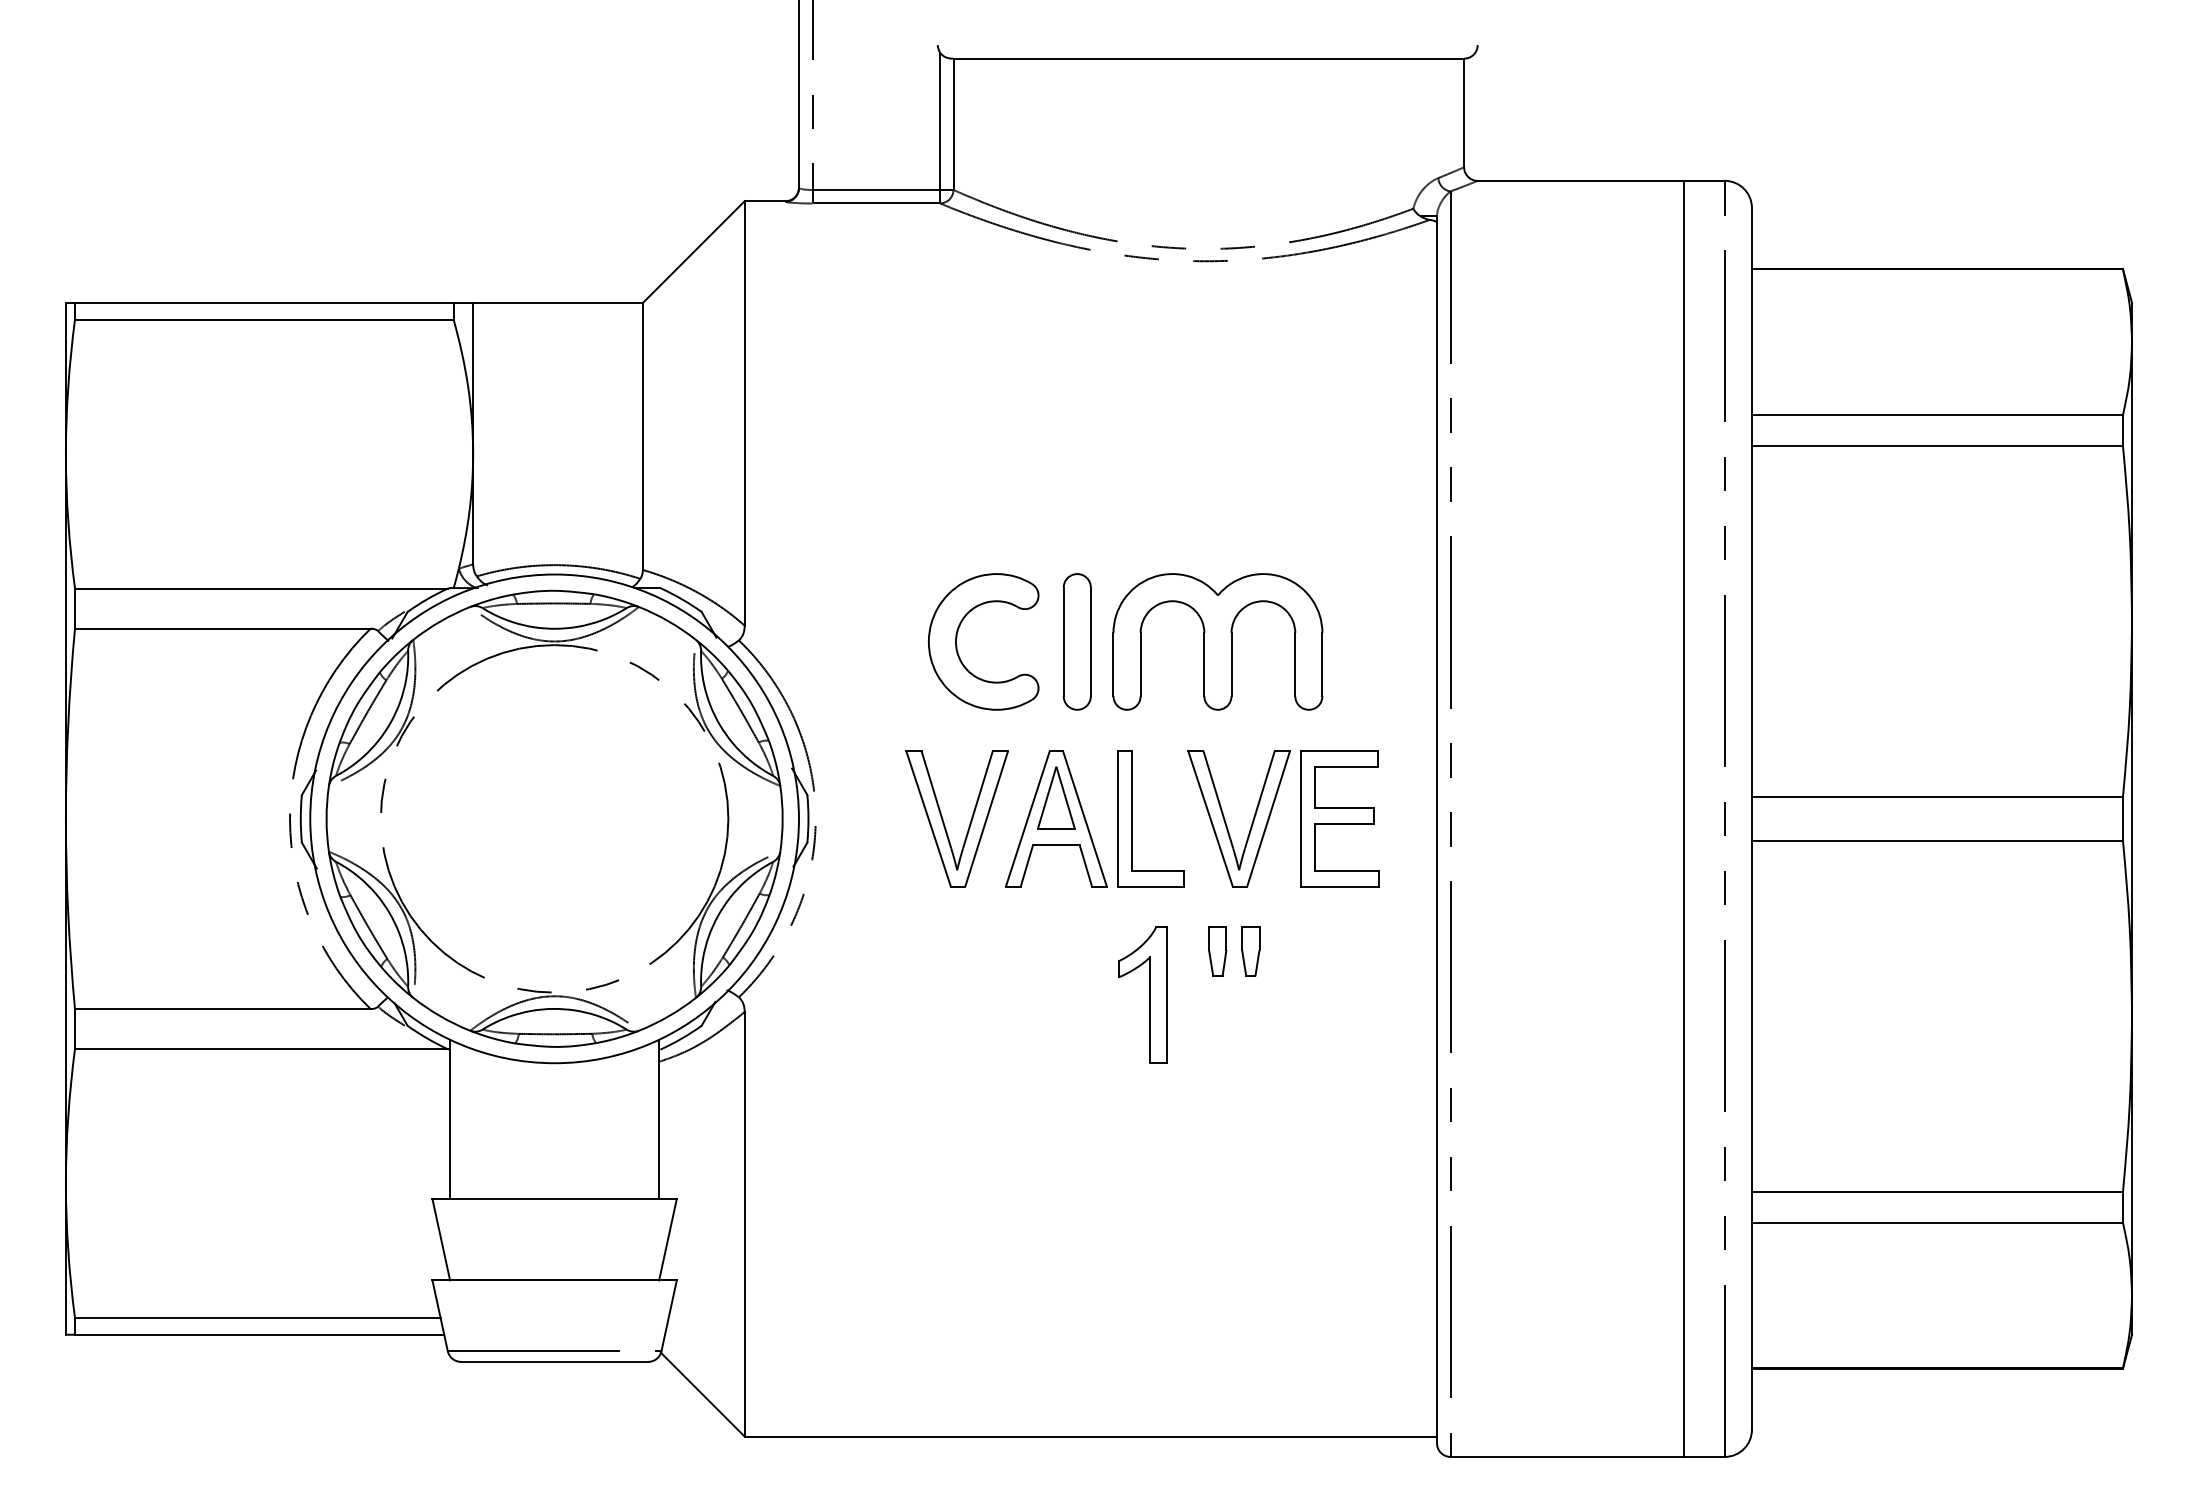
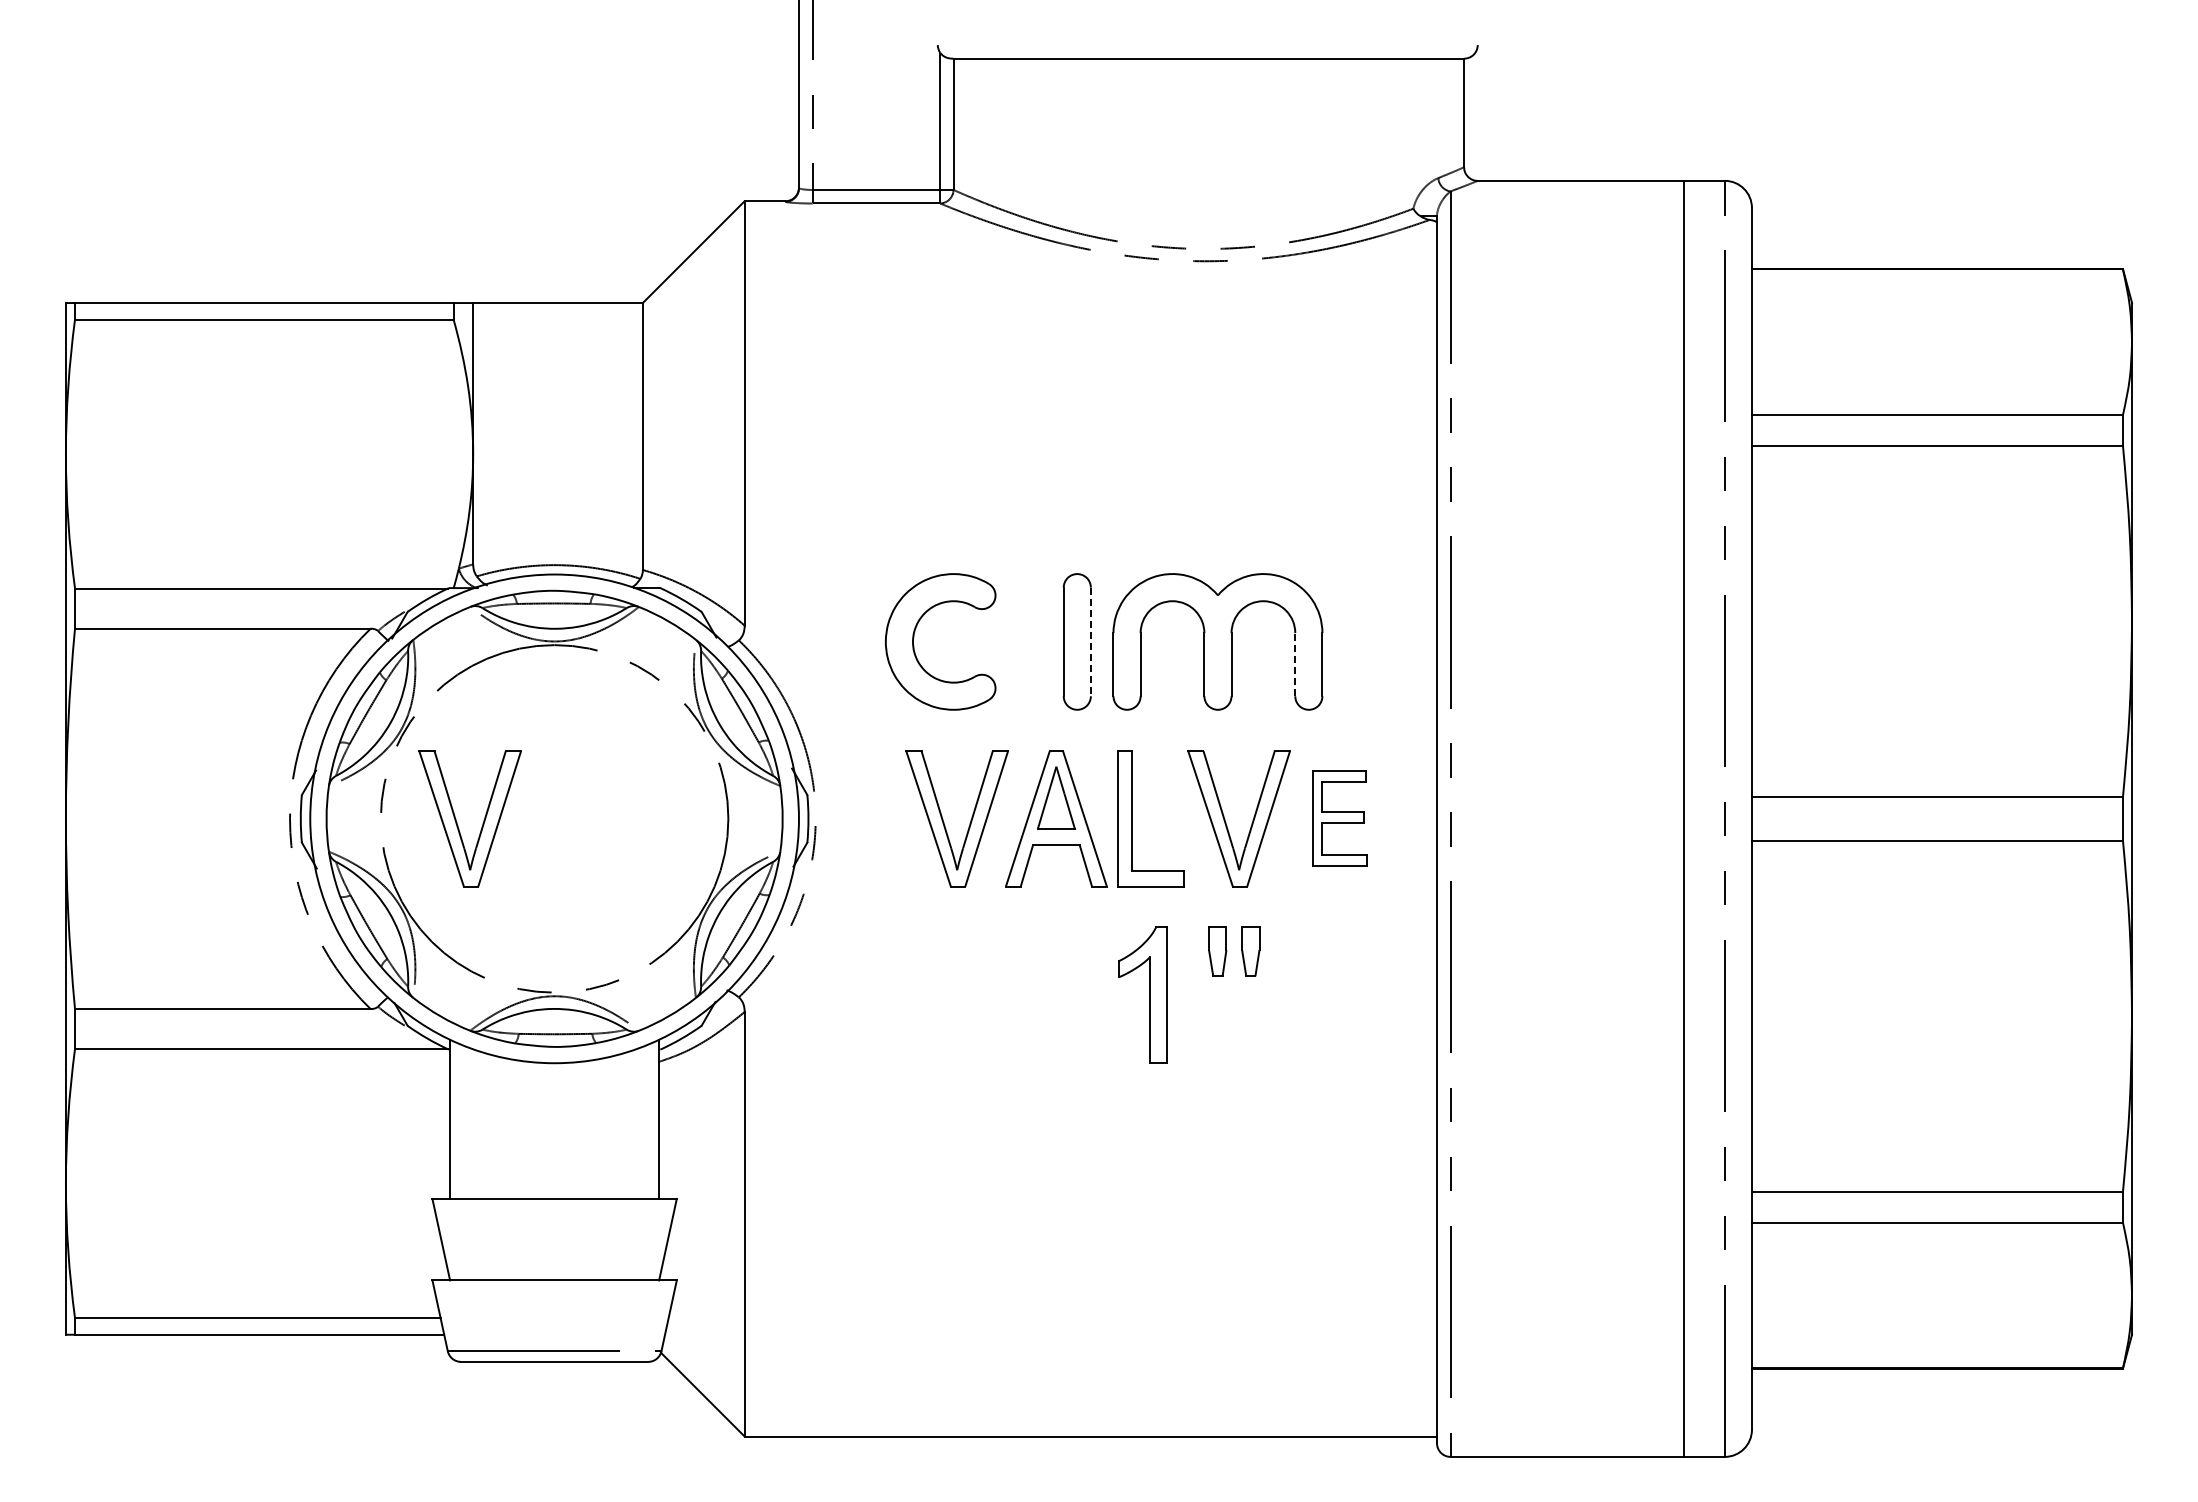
part position: (957, 637) -> (914, 637) (914, 637)
line: solid -> dashed (1090, 642)
line: solid -> dashed (1295, 664)
part size: 80x138 px -> 56x97 px (1339, 818)
part: none -> present (457, 822)
